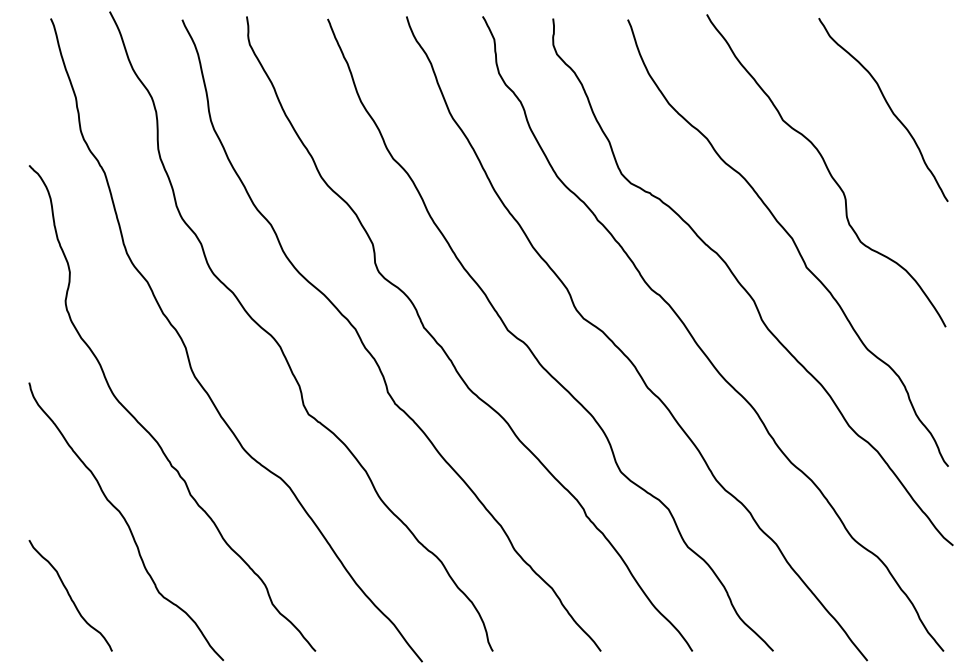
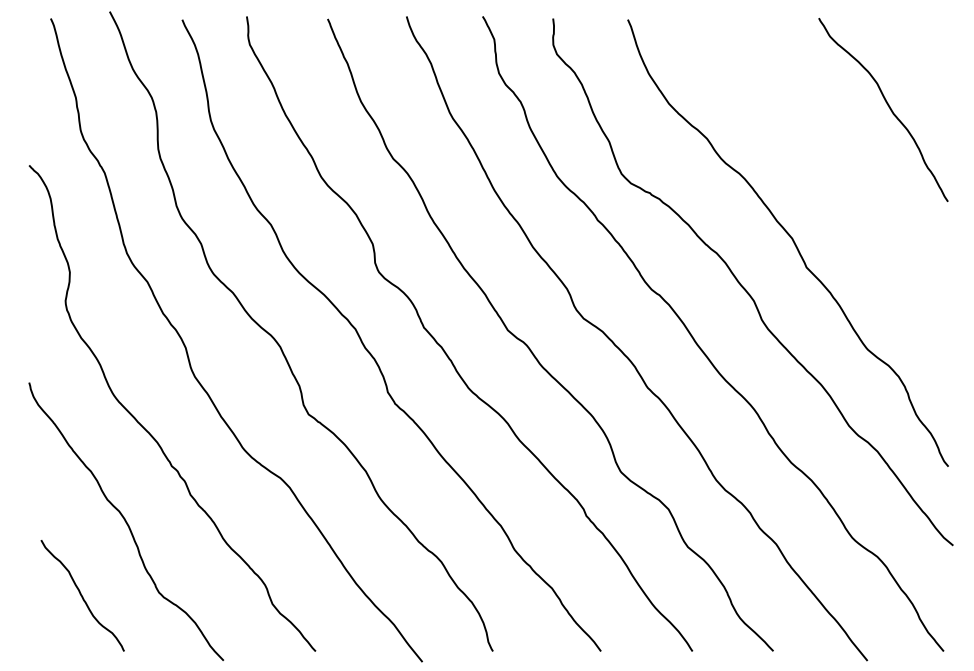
curve: present -> none (827, 170)
curve position: (70, 595) -> (82, 595) (82, 595)
